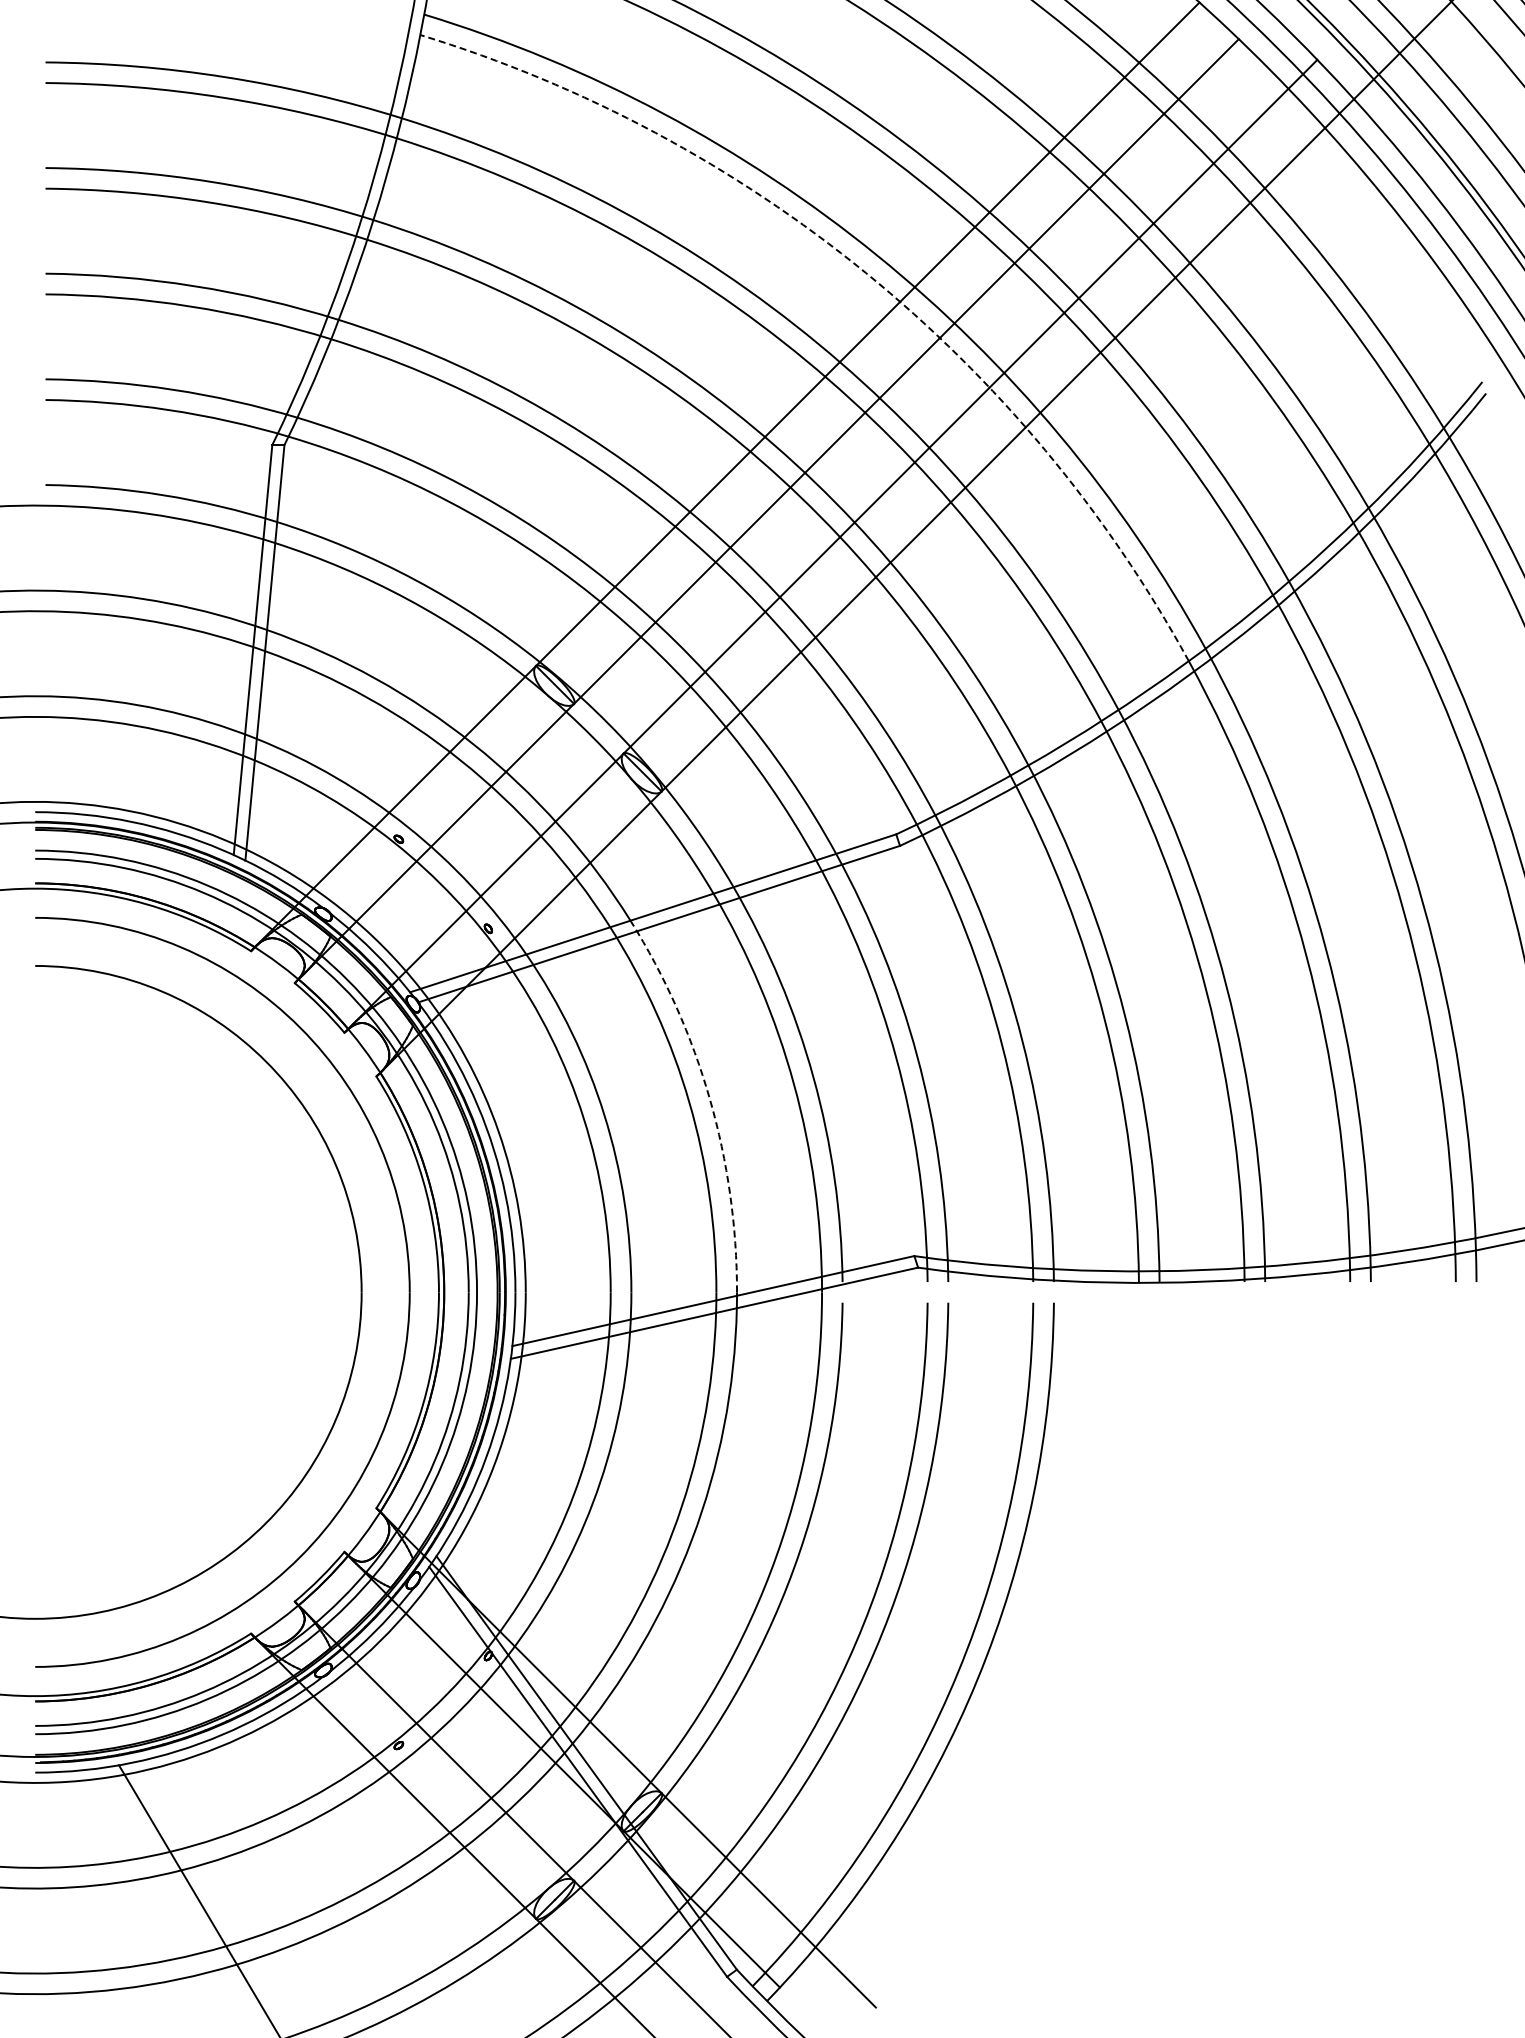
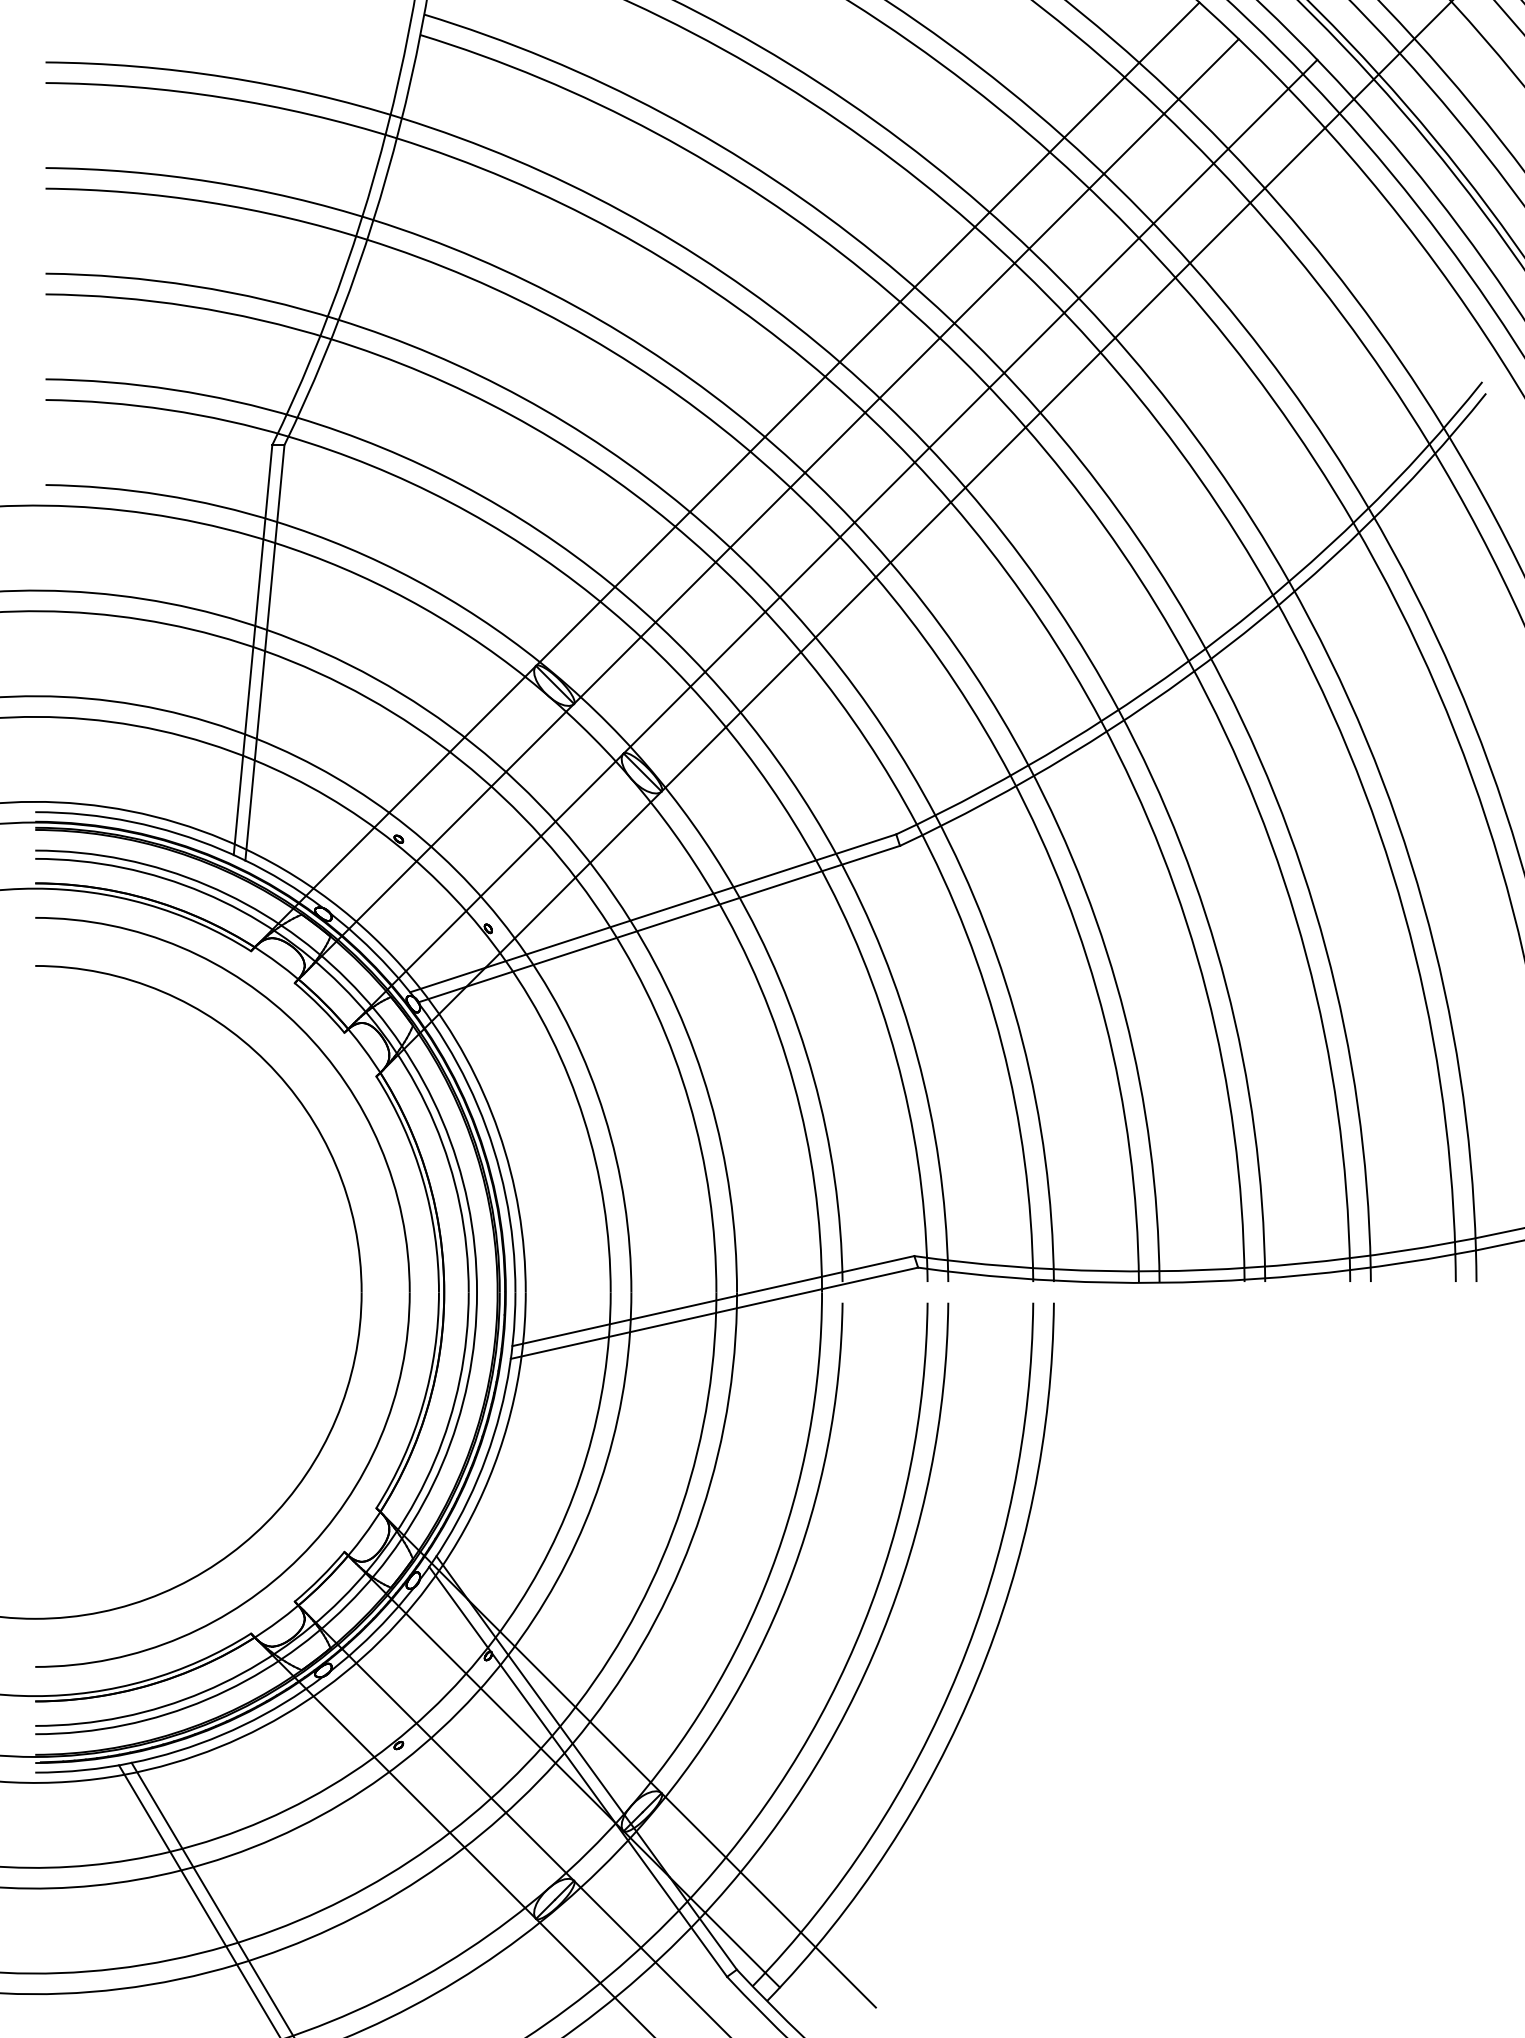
arc: dashed -> solid (865, 272)
arc: dashed -> solid (709, 1099)
line: none -> present (211, 1898)
